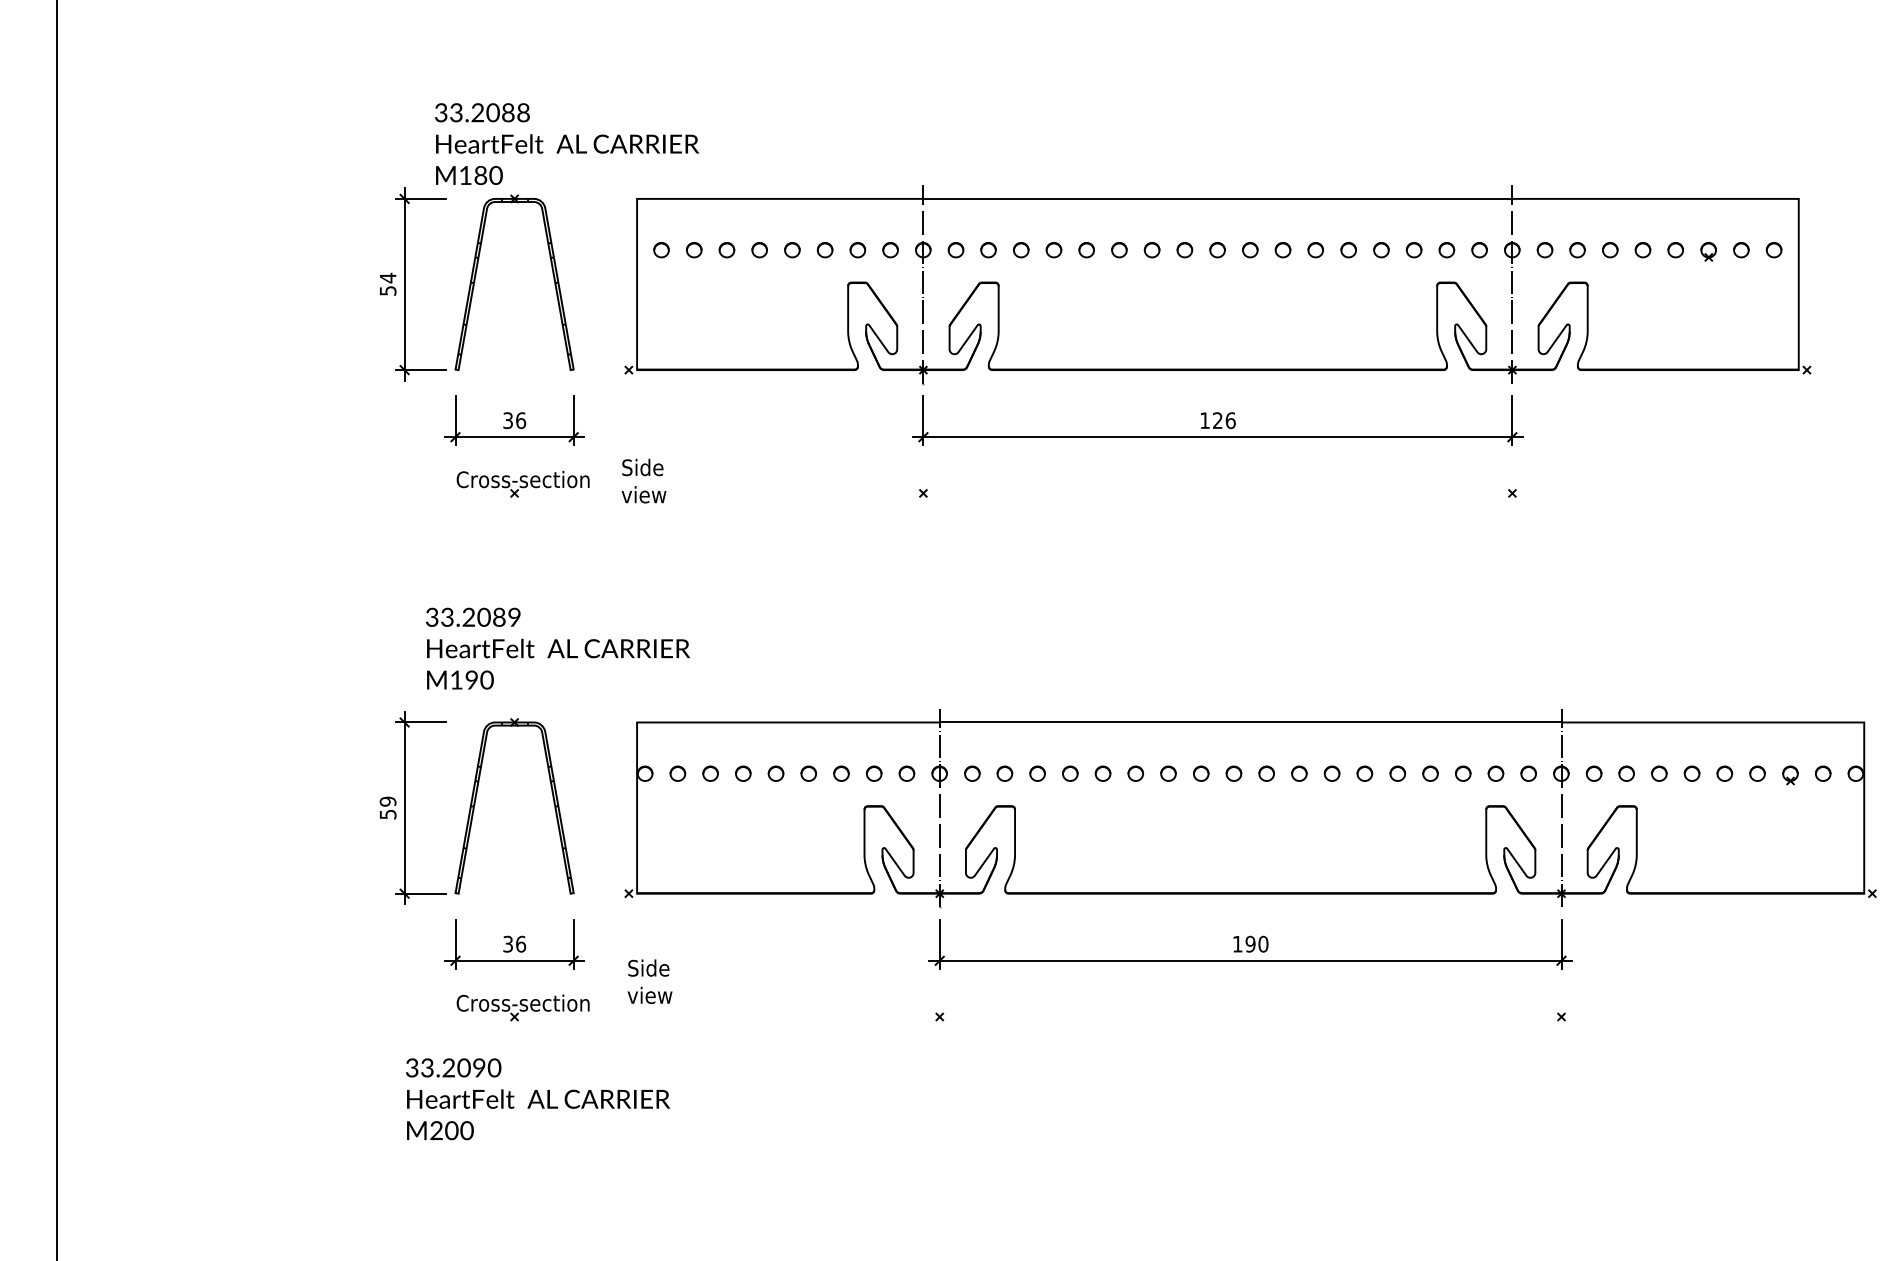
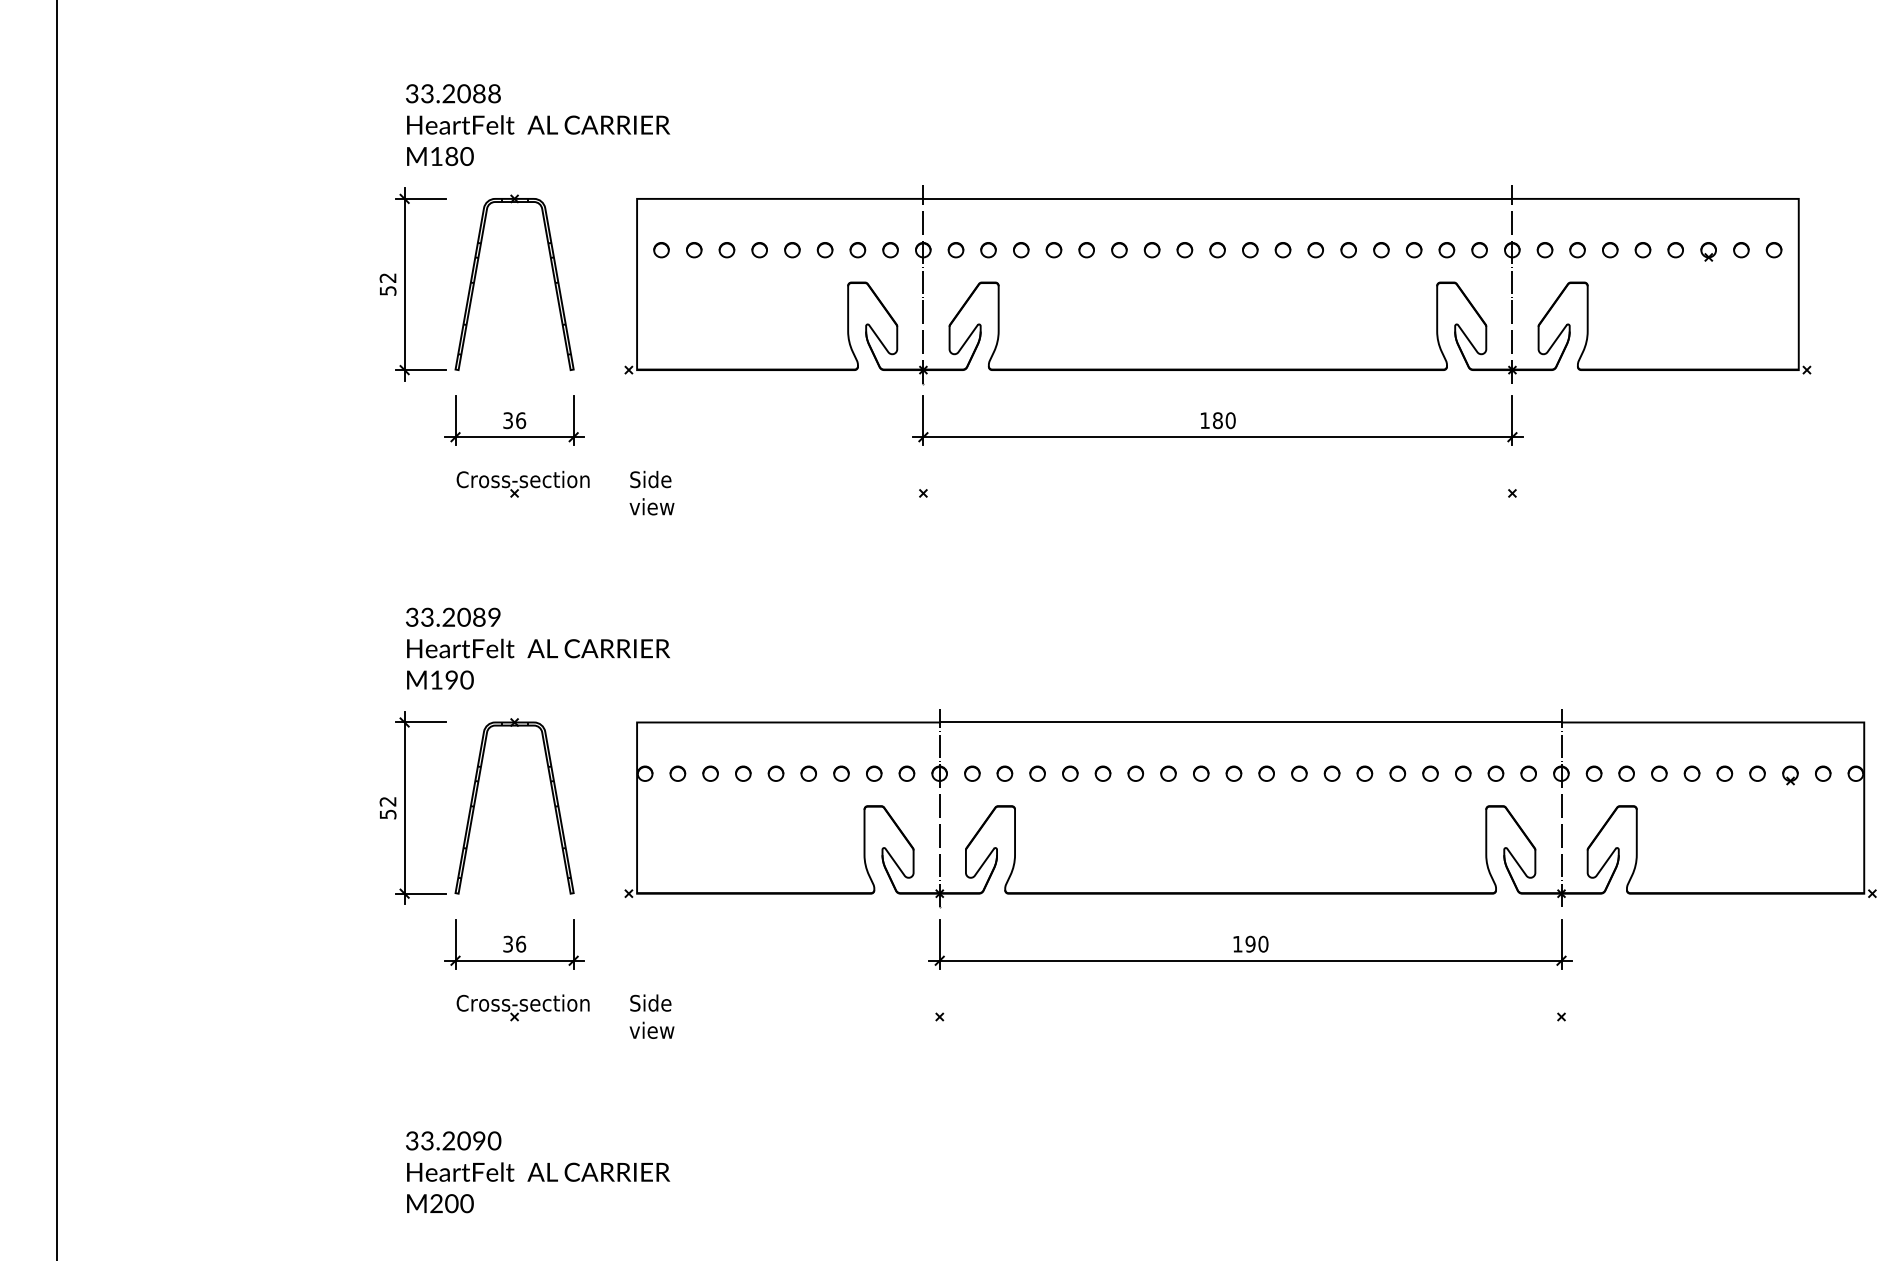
text position: (567, 143) -> (538, 124) (538, 124)
text: 54 -> 52 (387, 277)
text: 126 -> 180 (1224, 420)
text position: (643, 480) -> (651, 492) (651, 492)
text position: (557, 648) -> (537, 648) (537, 648)
text: 59 -> 52 (387, 801)
text position: (649, 981) -> (651, 1016) (651, 1016)
text position: (538, 1099) -> (538, 1172) (538, 1172)
